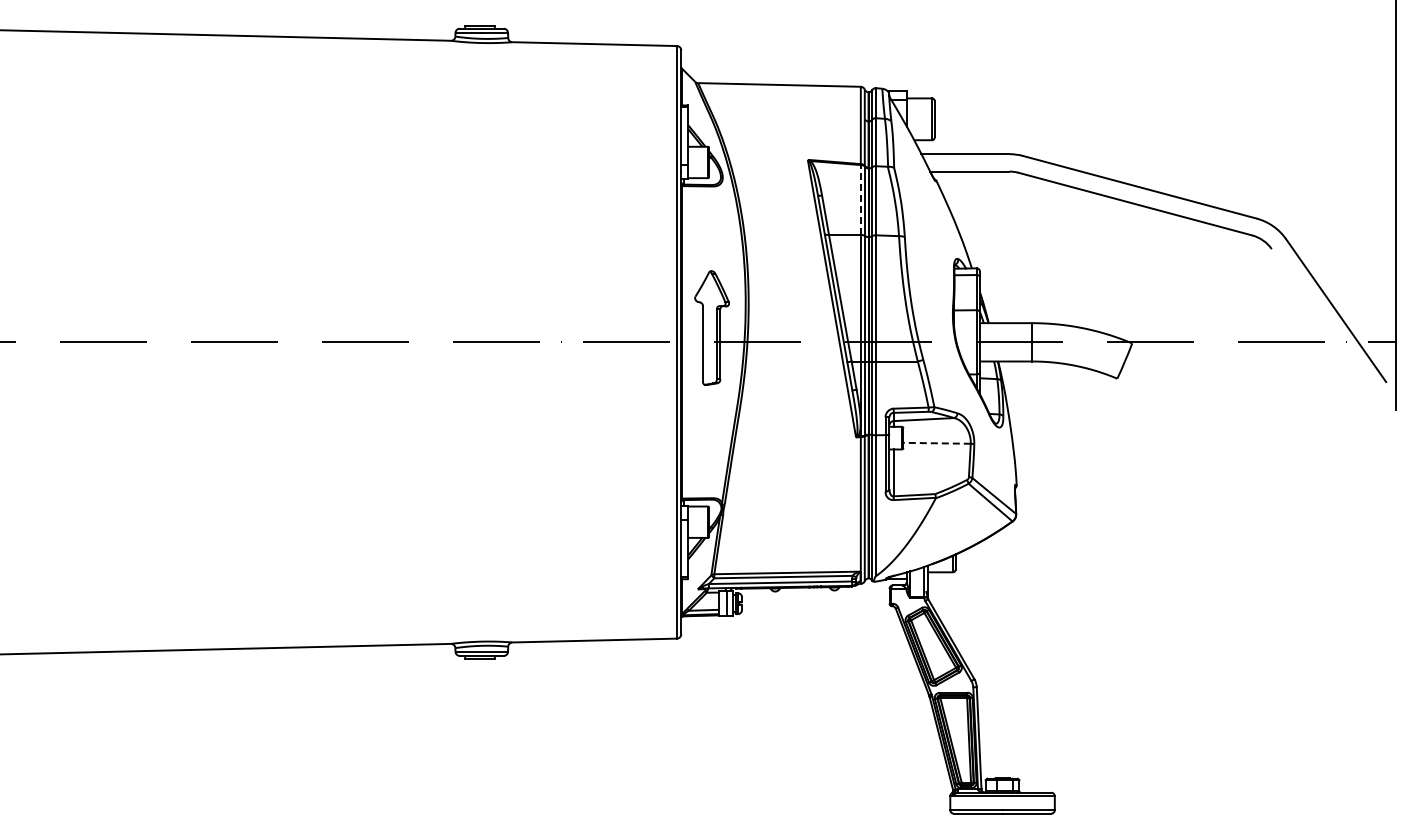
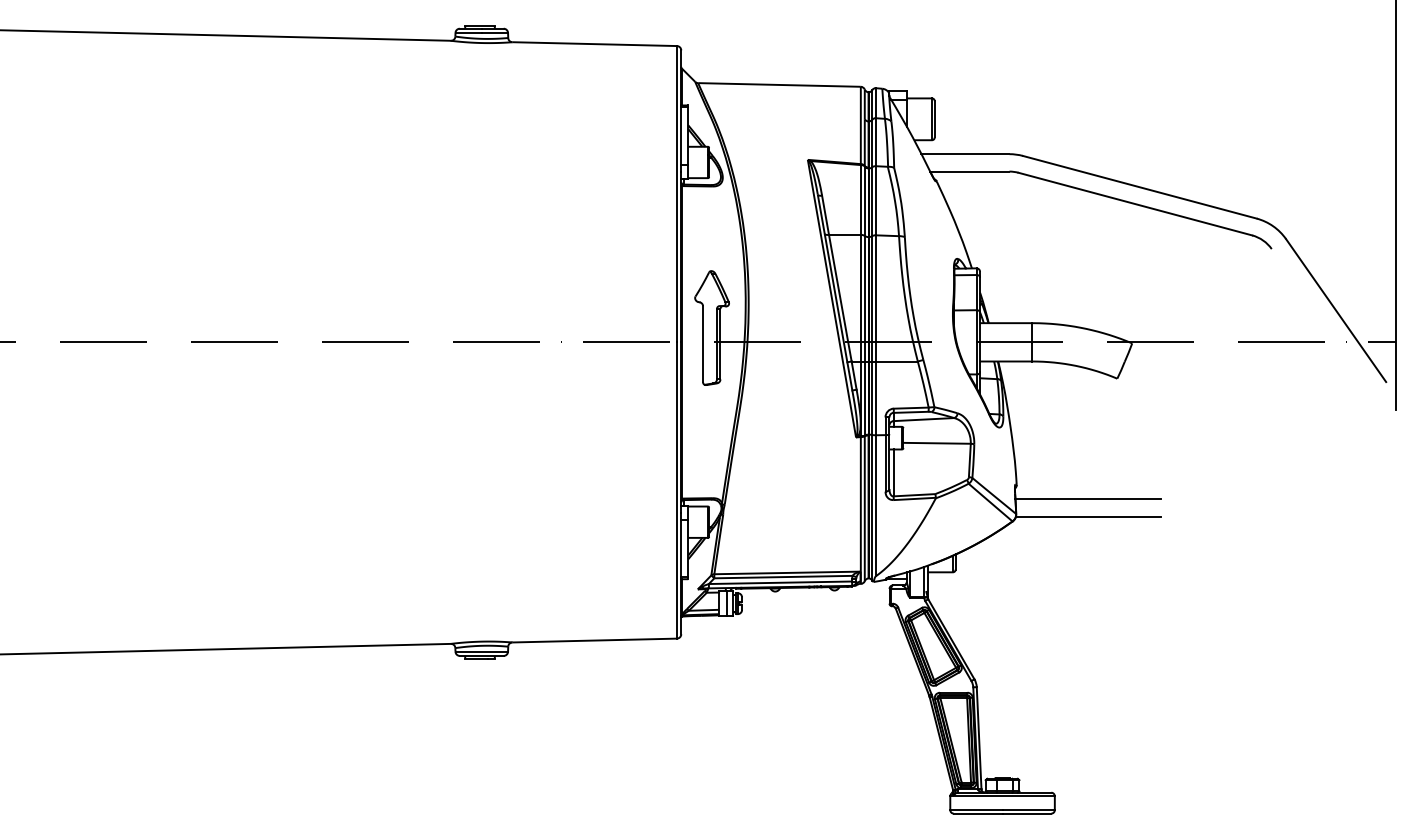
line: dashed -> solid (860, 199)
line: dashed -> solid (937, 443)
line: none -> present (1088, 499)
line: none -> present (1088, 516)
